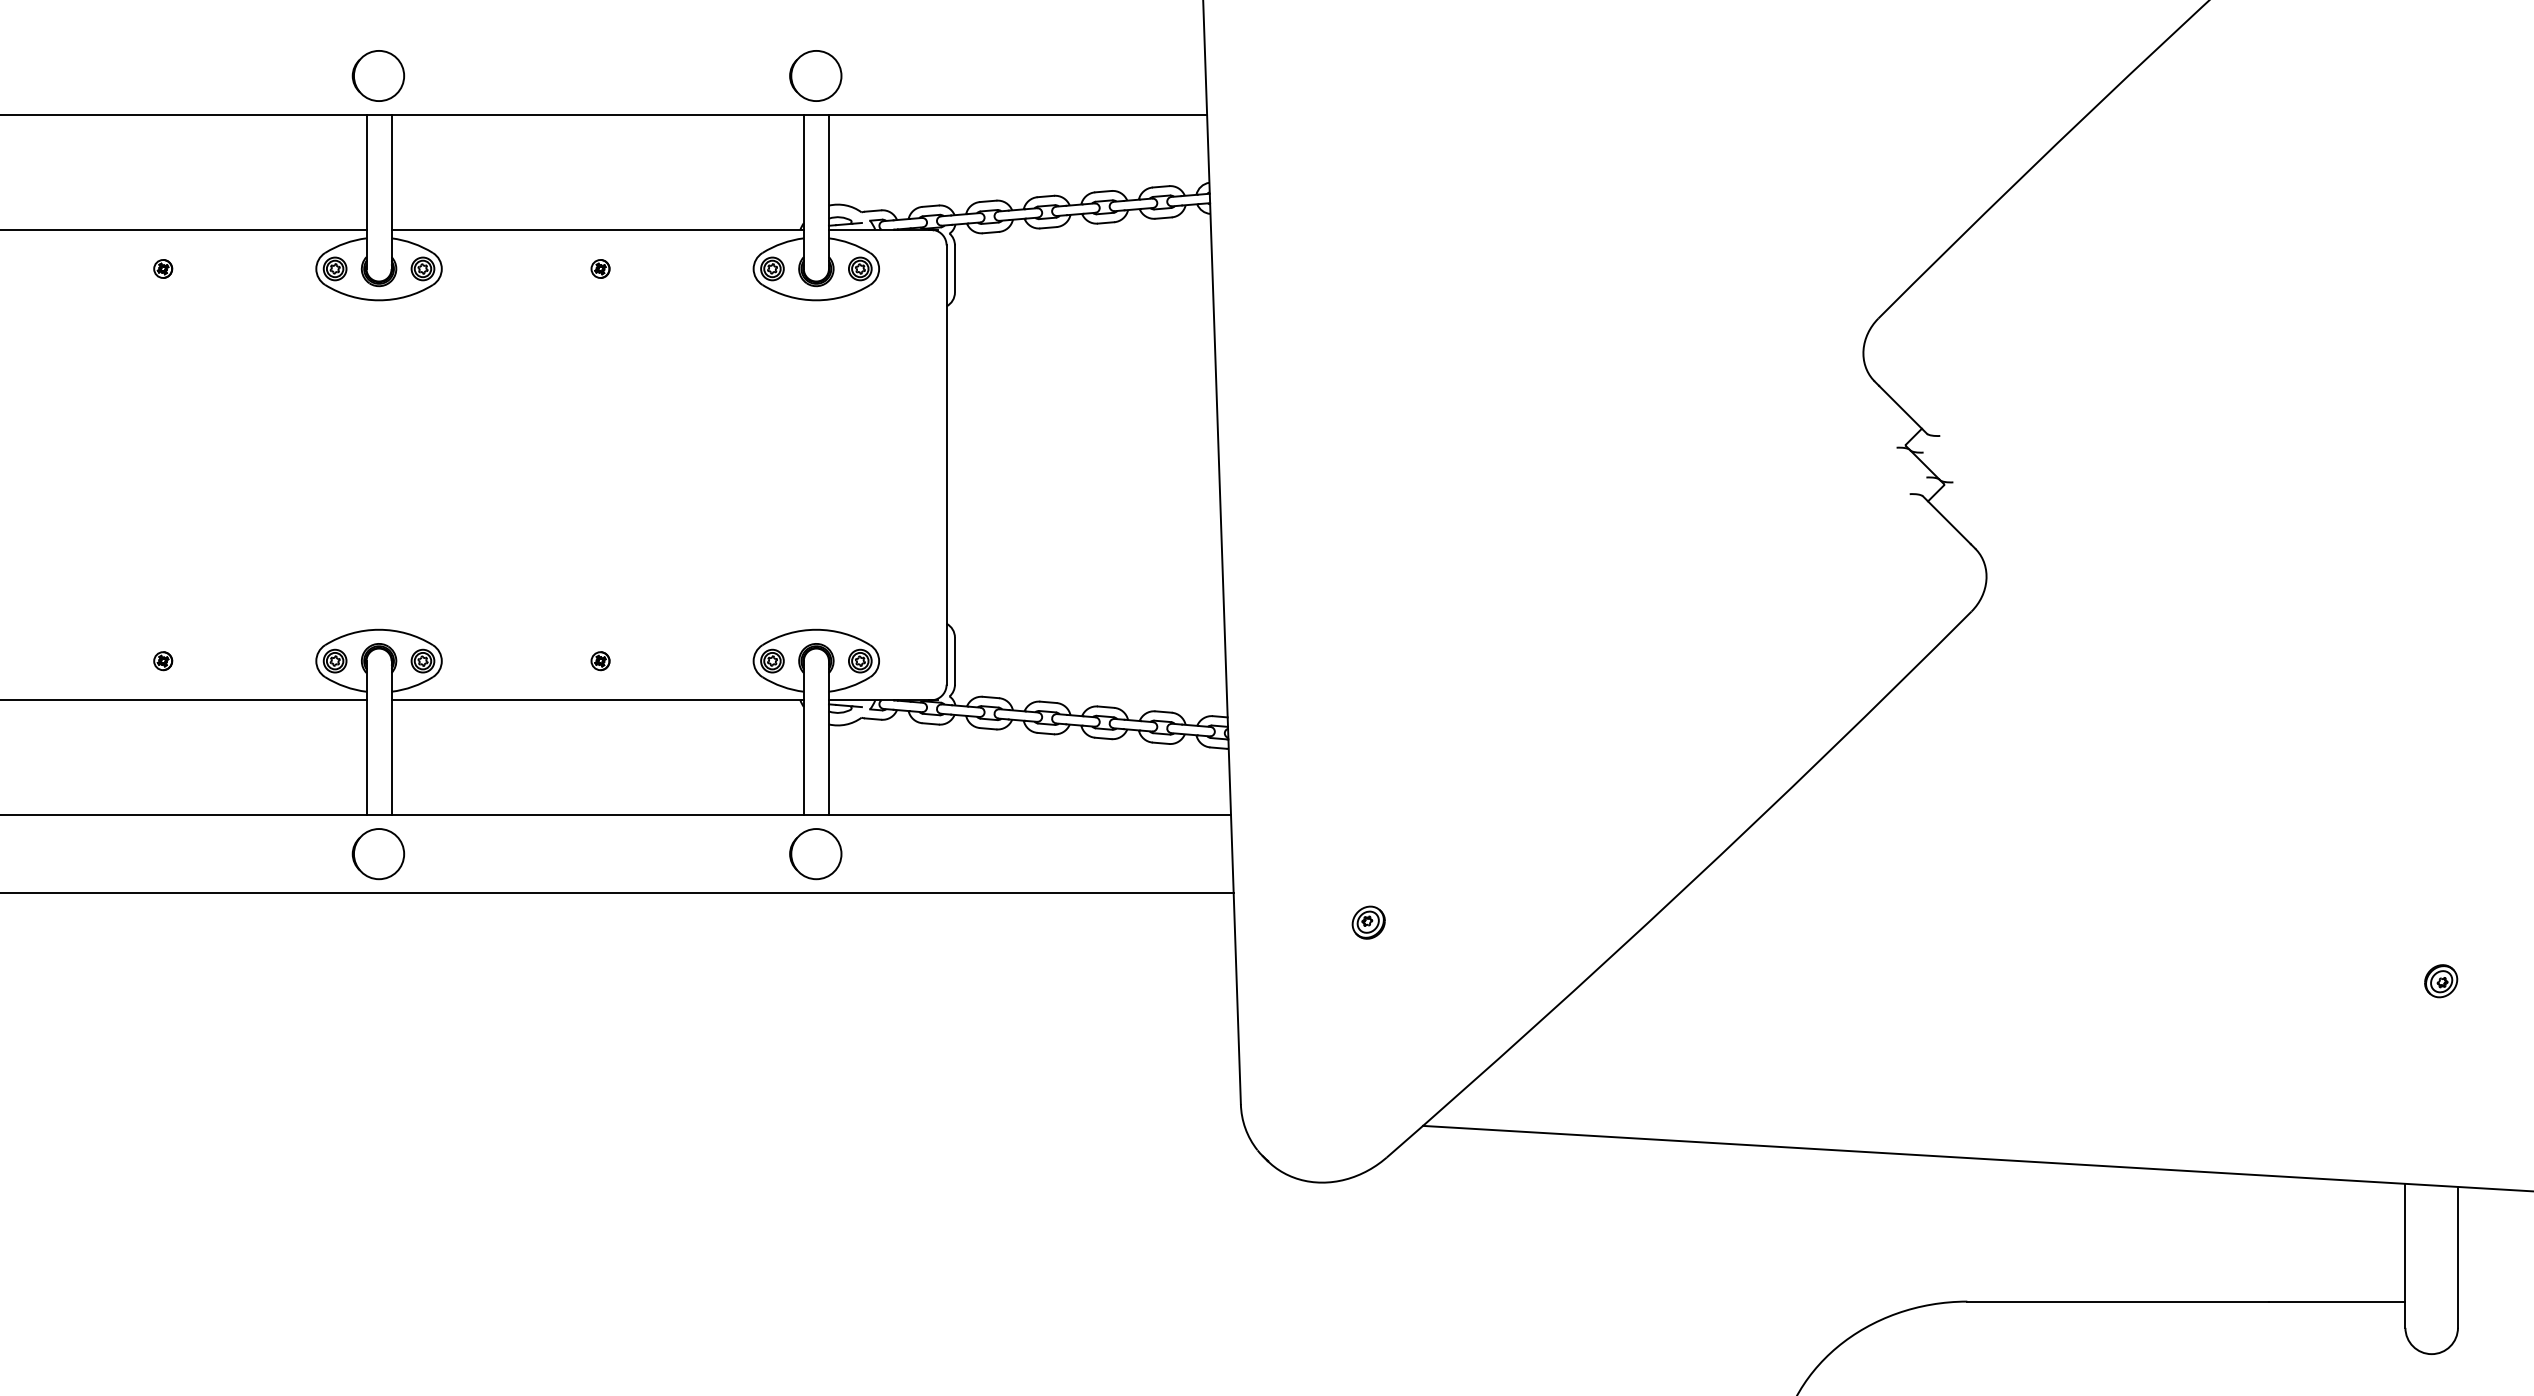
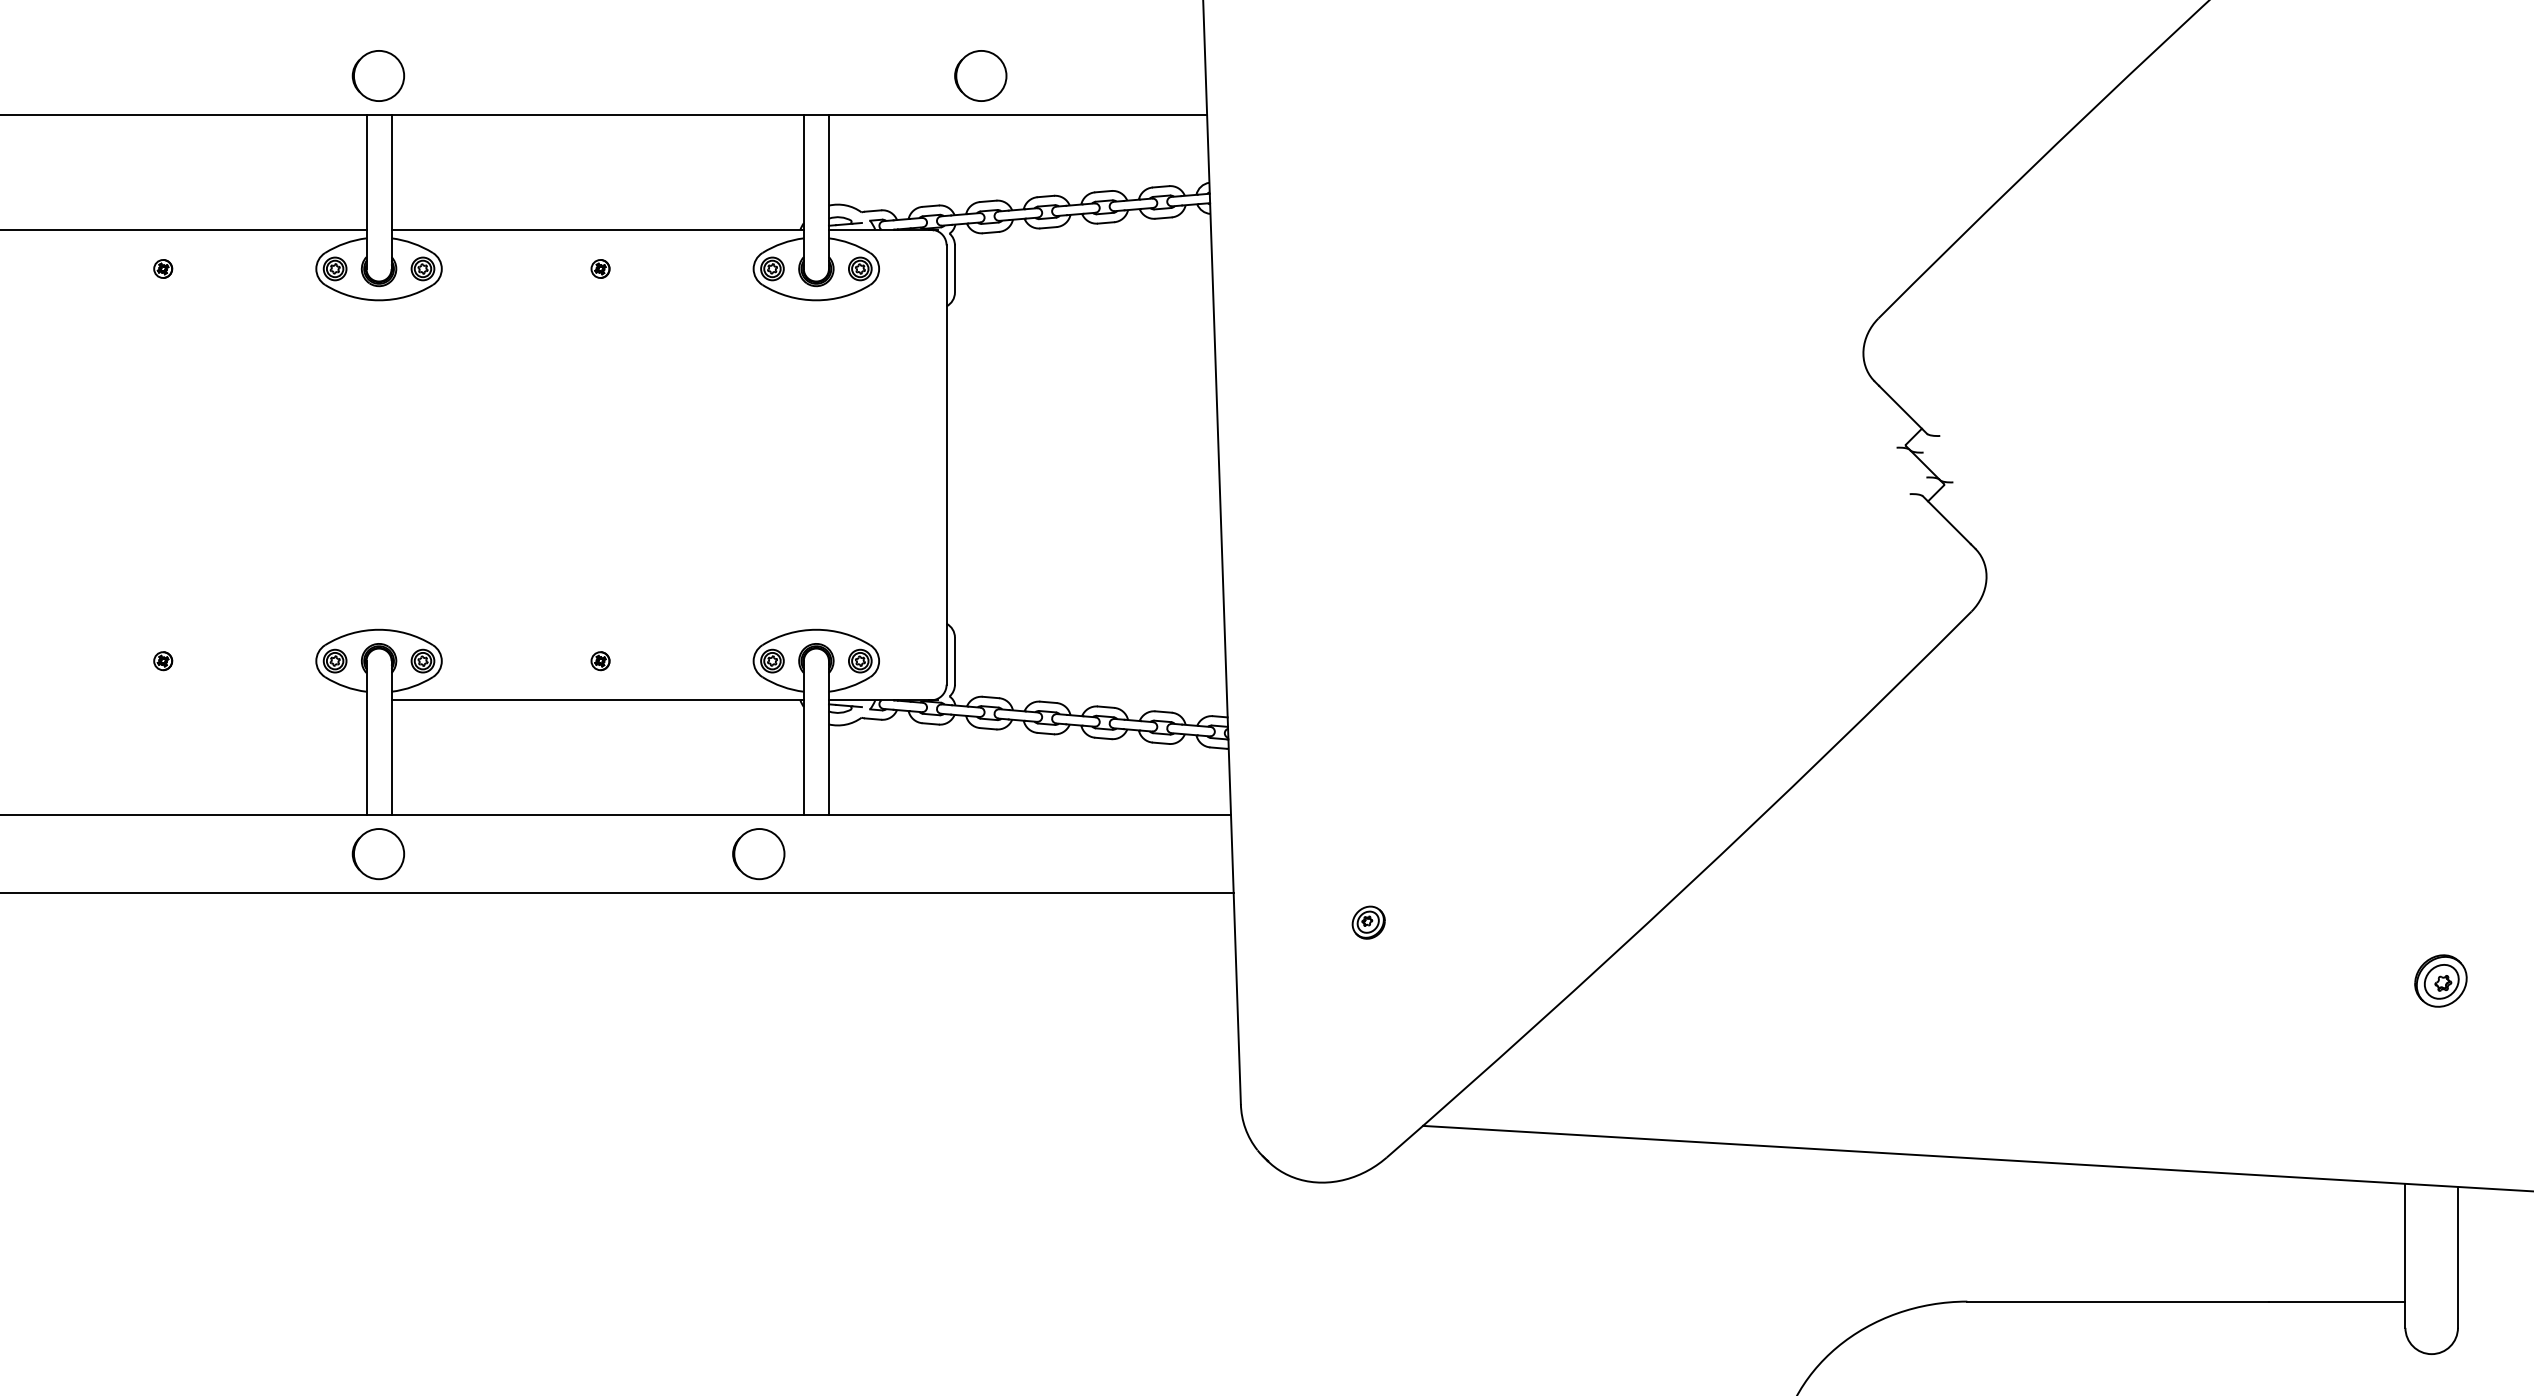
part position: (815, 75) -> (980, 75) (980, 75)
line: present -> none (184, 700)
part position: (815, 854) -> (758, 854) (758, 854)
part size: 35x35 px -> 54x54 px (2440, 980)
